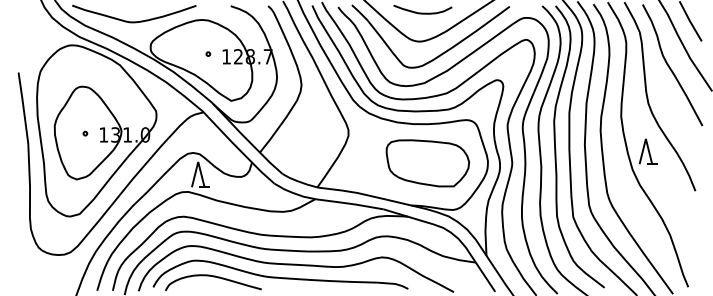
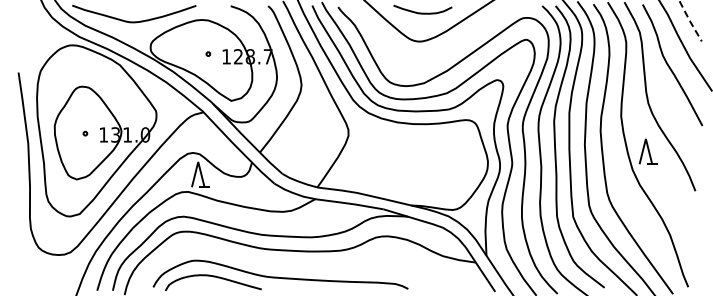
line: solid -> dashed (689, 21)
curve: present -> none (442, 52)
part: present -> none (427, 163)
curve: present -> none (296, 265)
